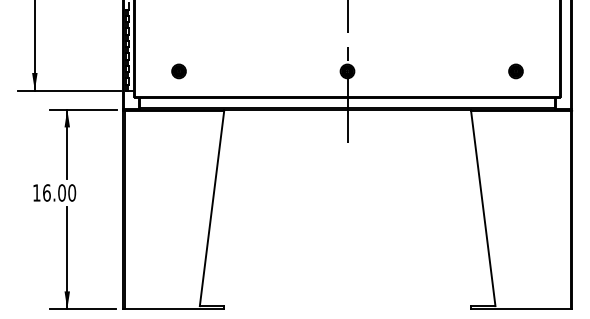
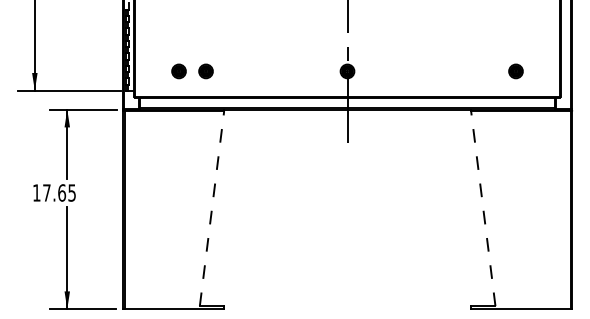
part: none -> present (205, 71)
text: 16.00 -> 17.65 (59, 192)
line: solid -> dashed (212, 208)
line: solid -> dashed (483, 208)
